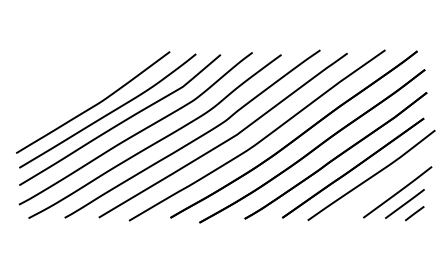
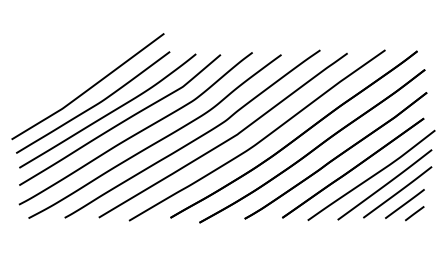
curve: none -> present (89, 87)
line: none -> present (384, 184)
